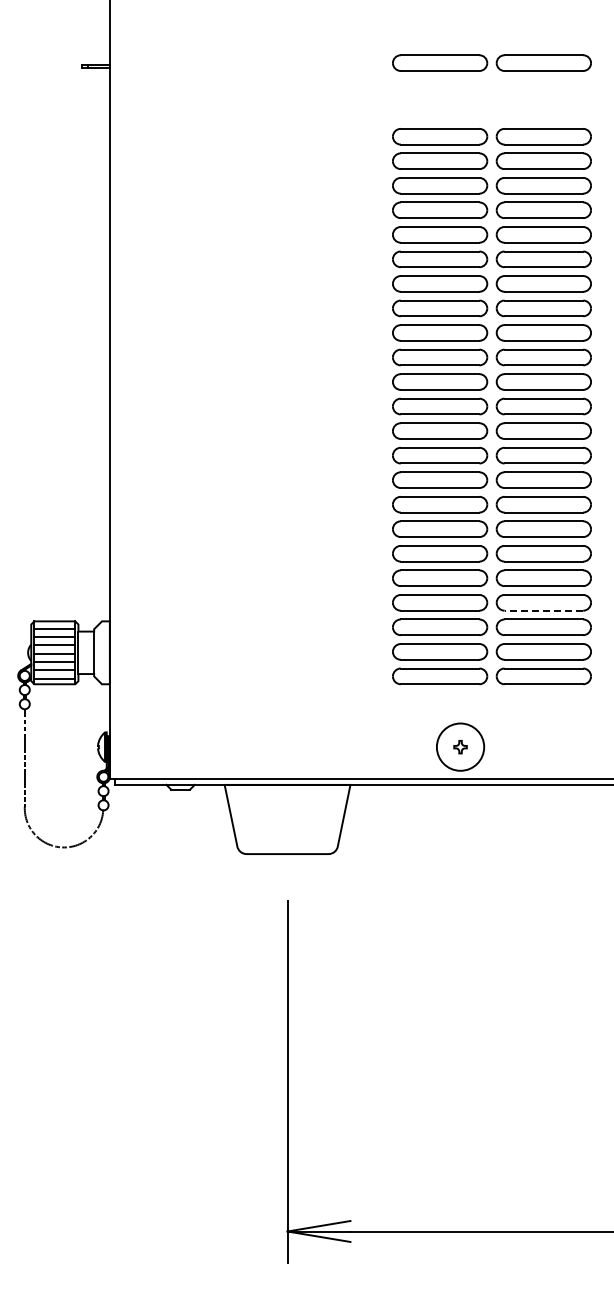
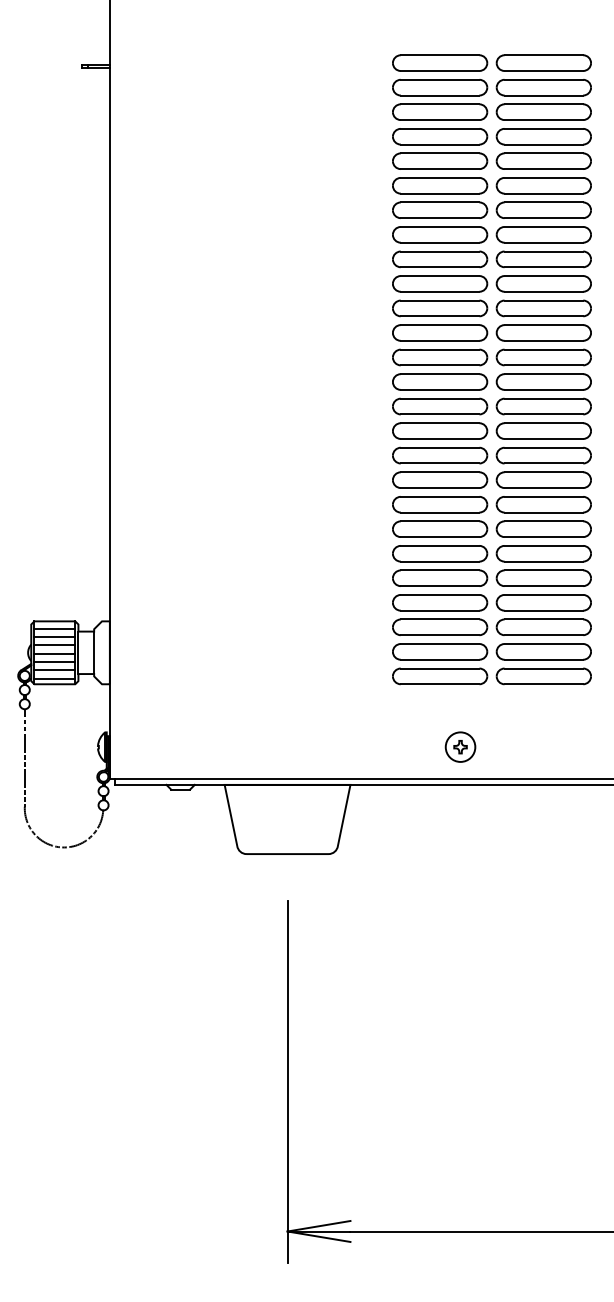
part: none -> present (485, 93)
line: dashed -> solid (543, 610)
circle diameter: 47 px -> 30 px (460, 746)
